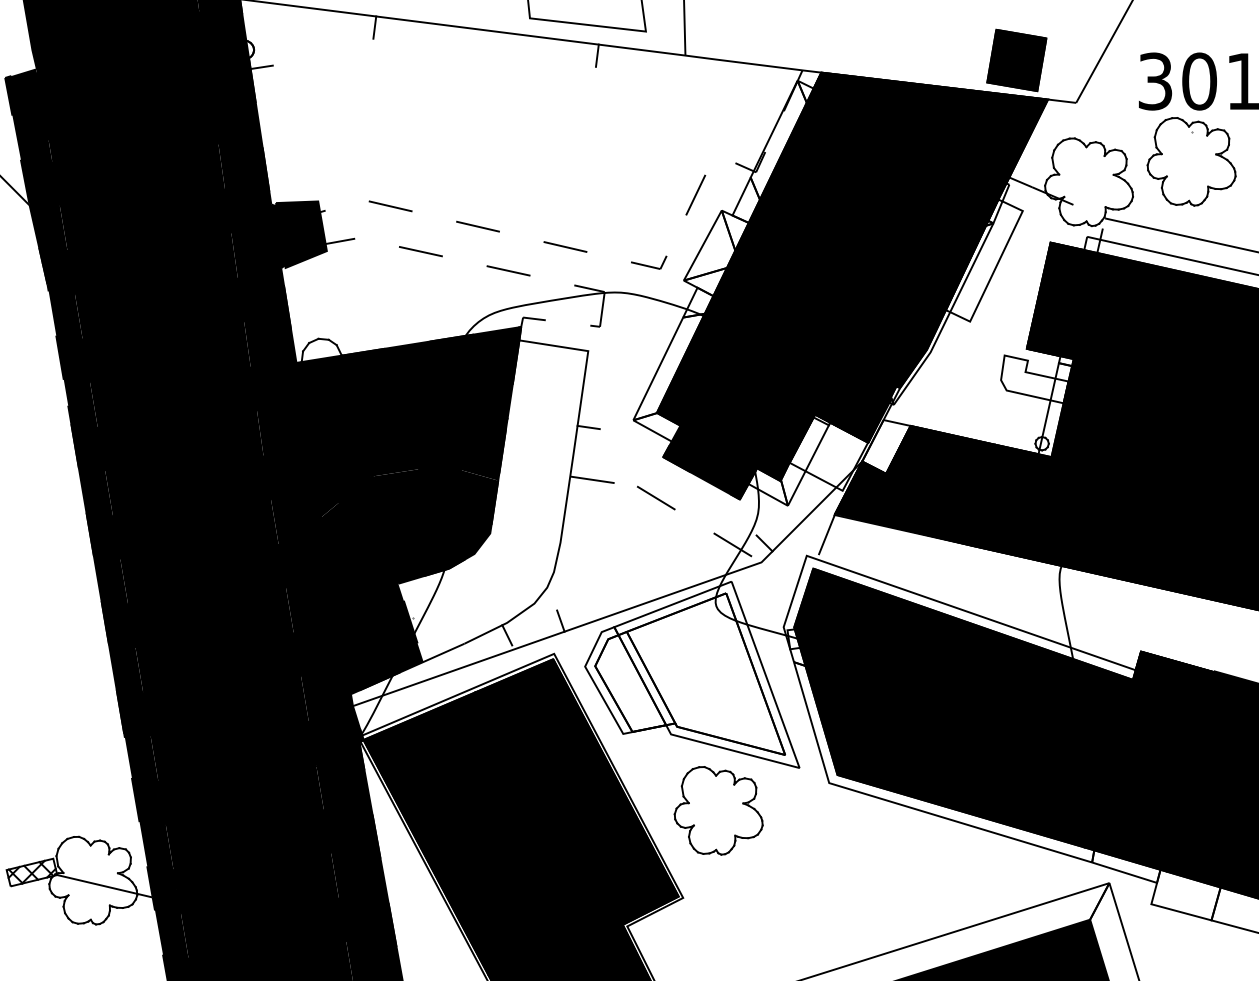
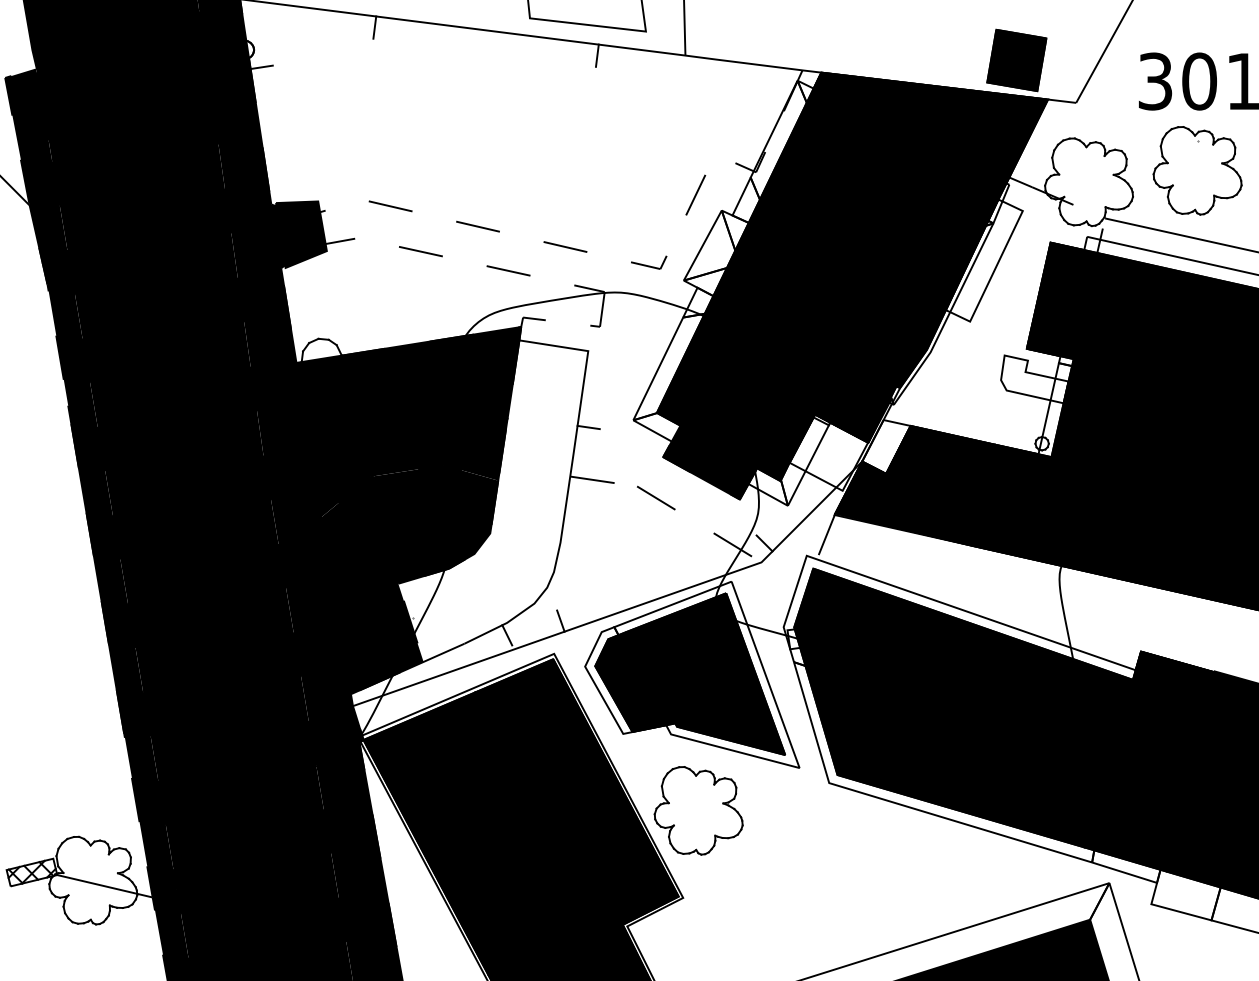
part position: (1191, 161) -> (1197, 170) (1197, 170)
fill: none -> present (690, 674)
part position: (718, 810) -> (698, 810) (698, 810)
